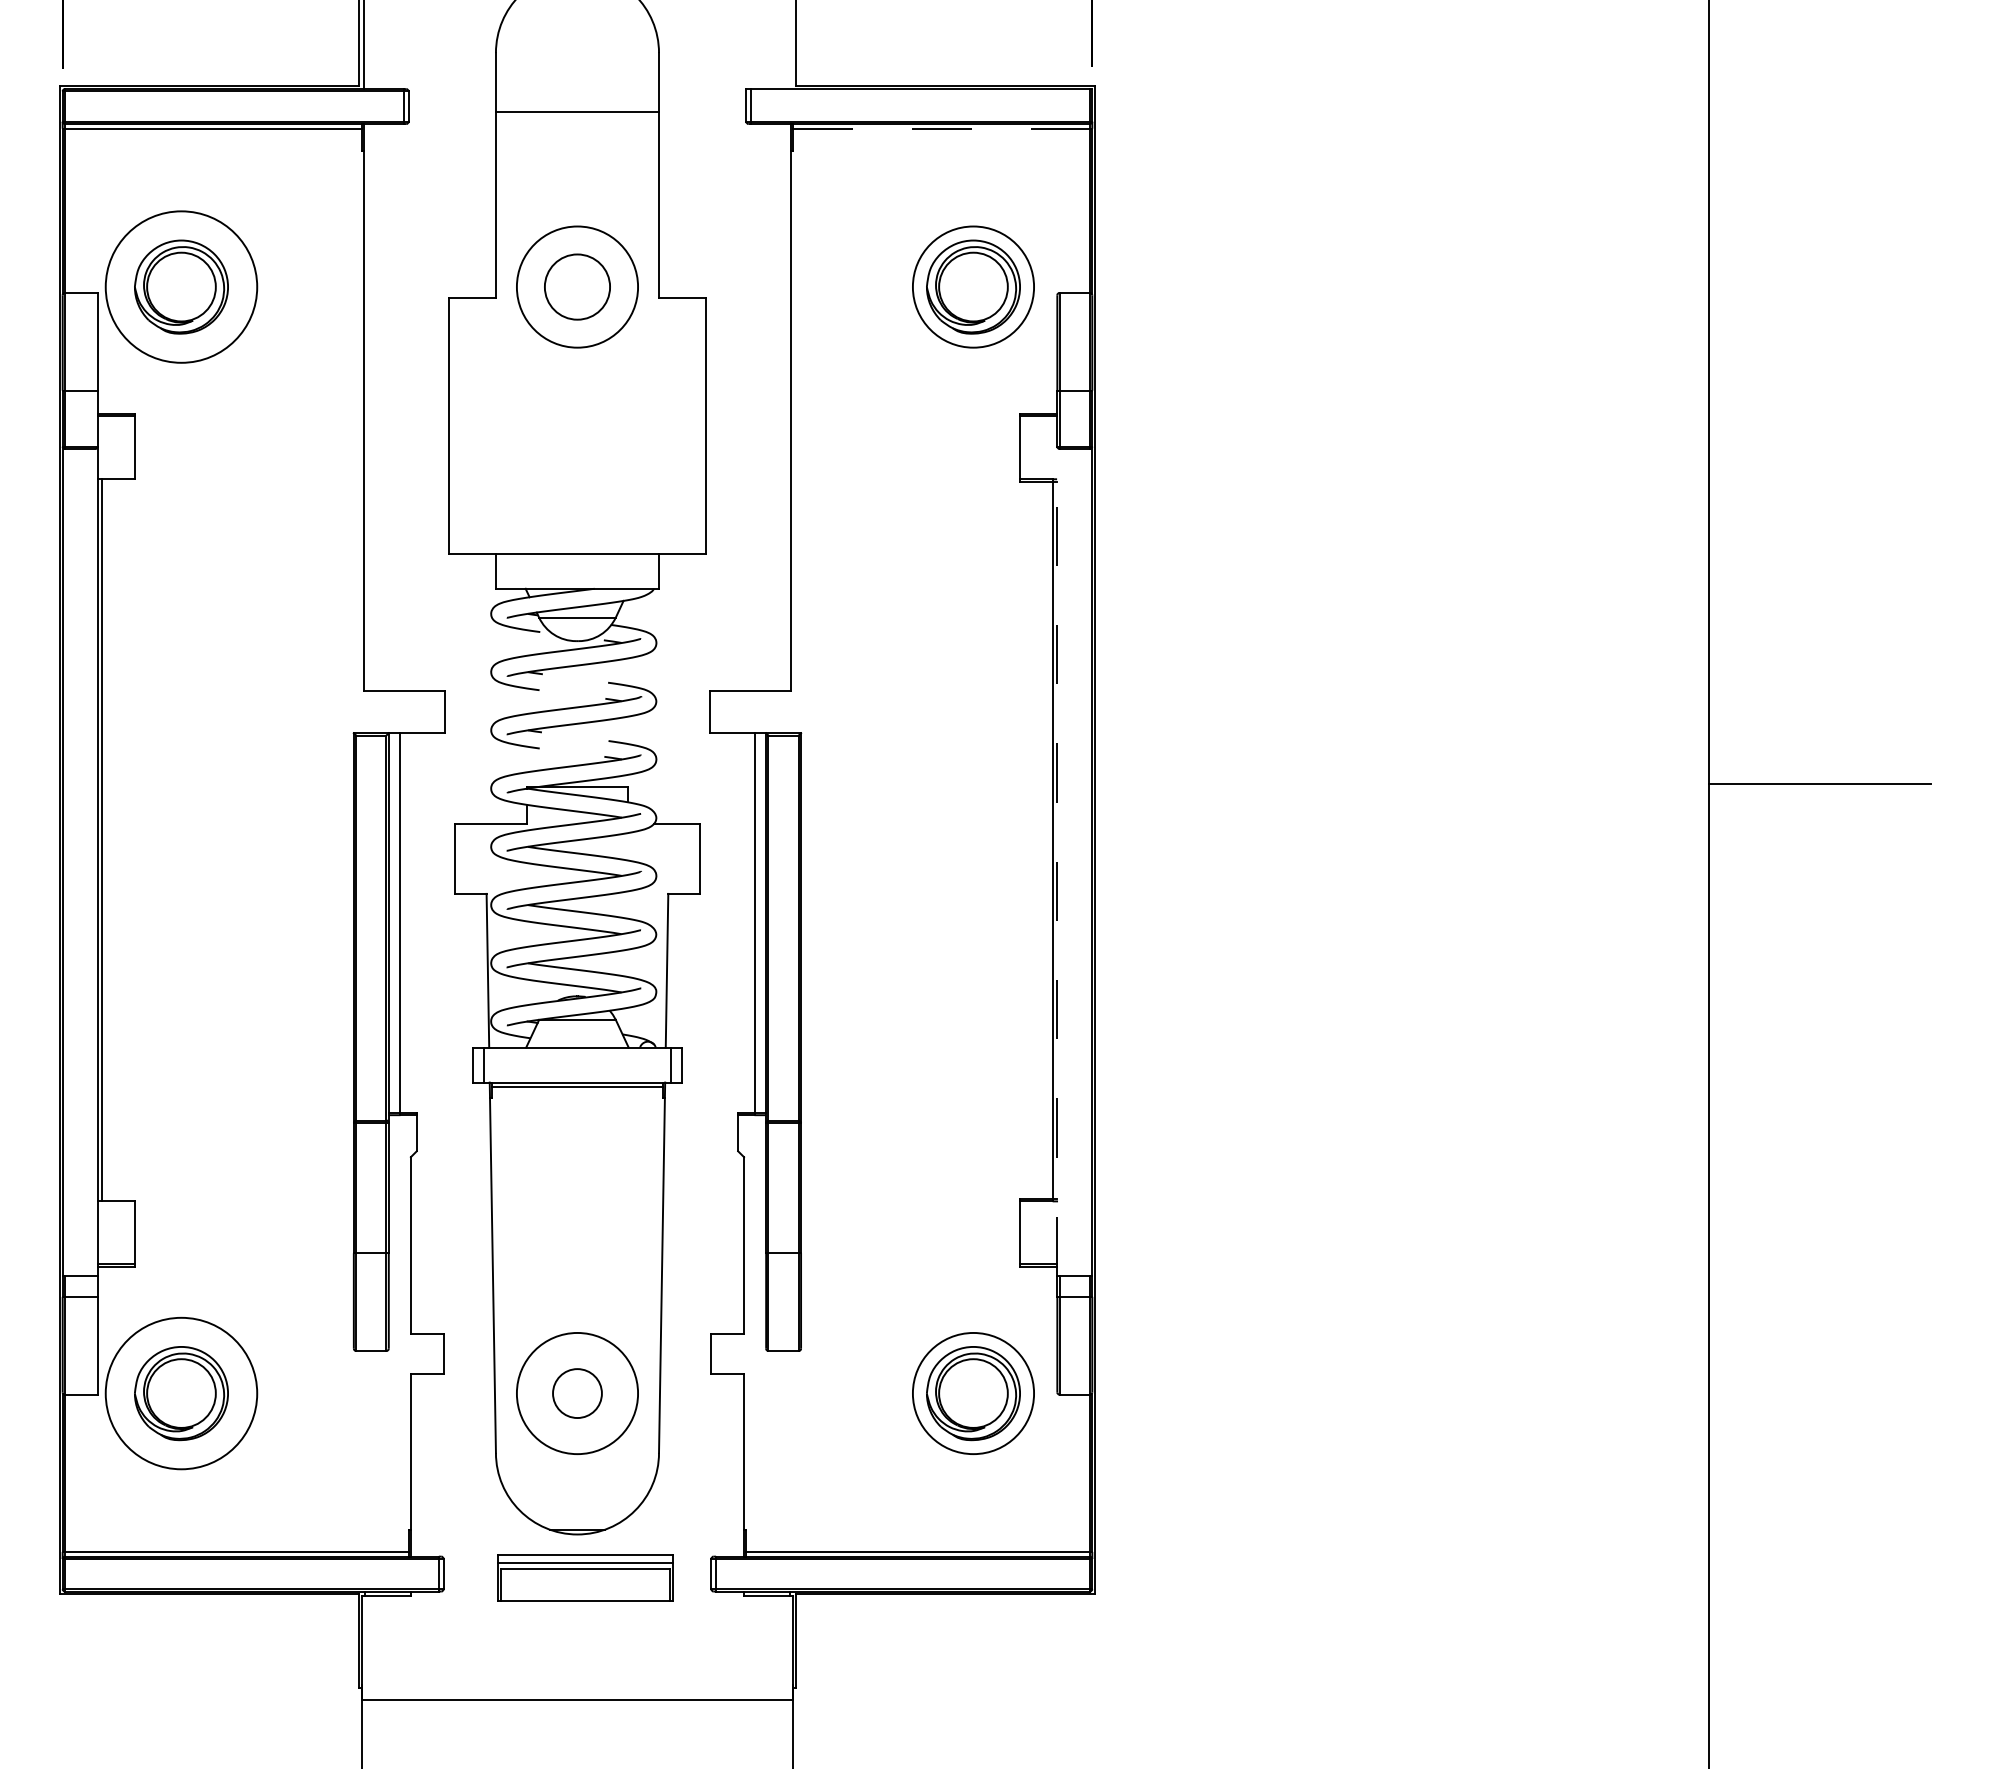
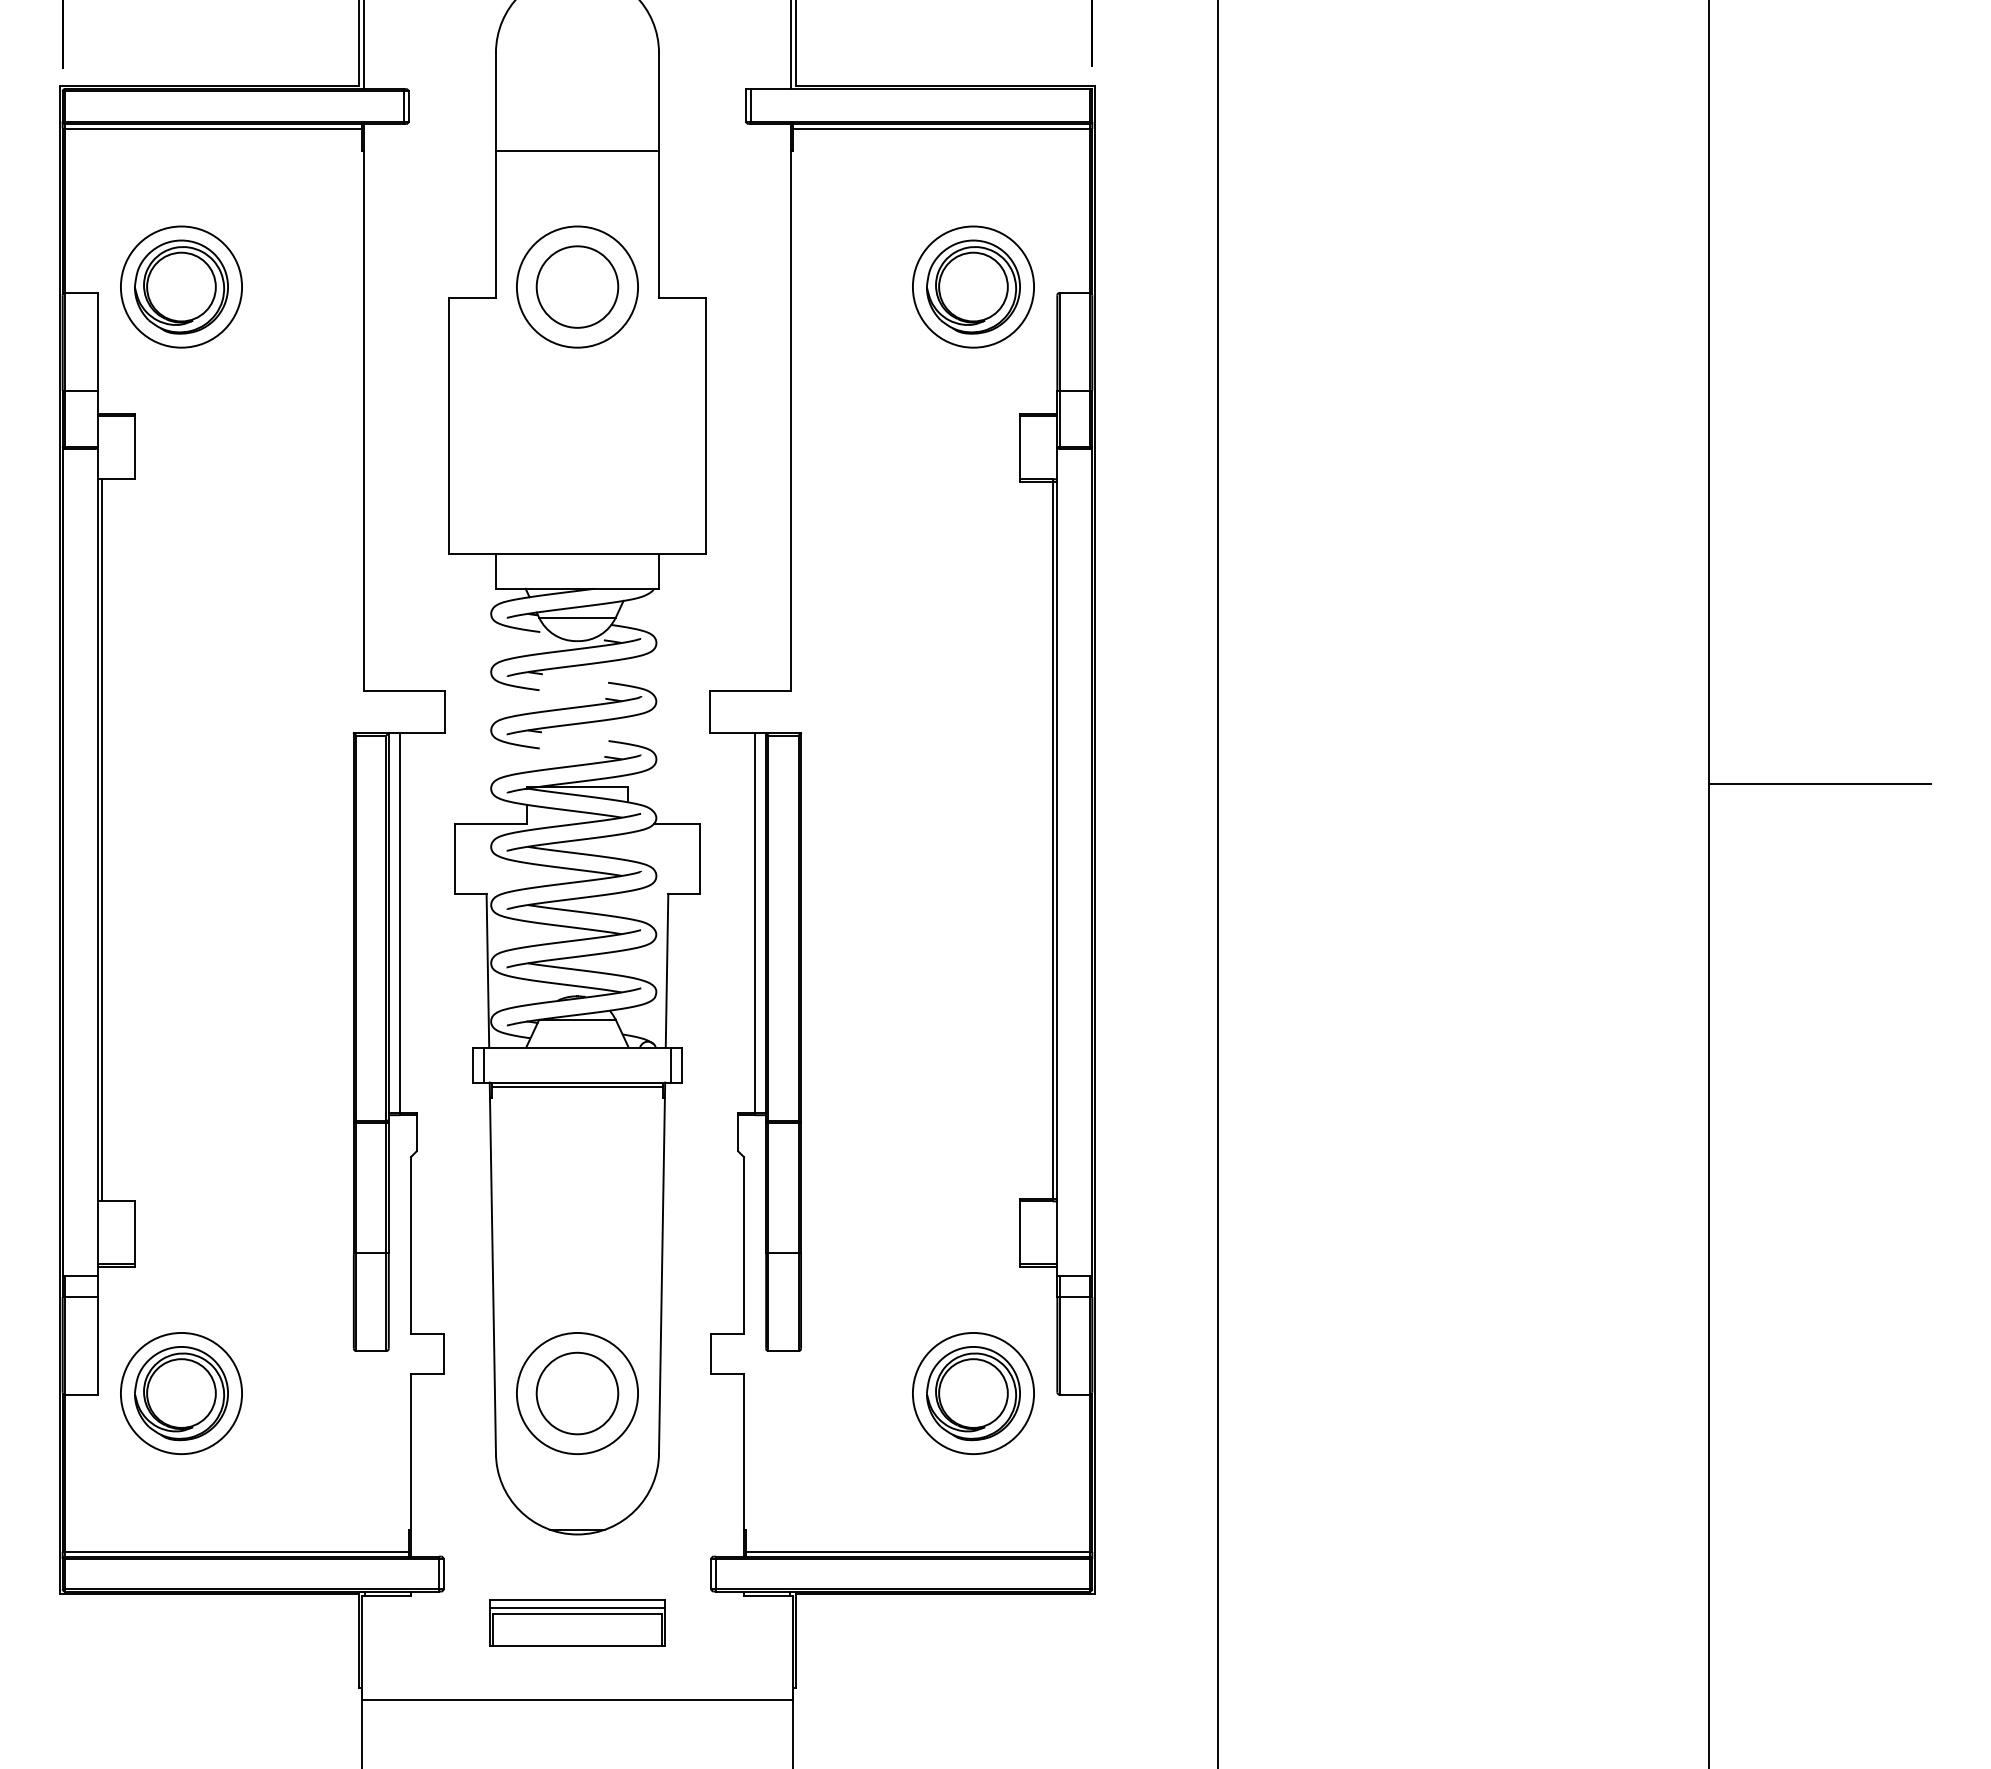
line: none -> present (790, 45)
line position: (577, 111) -> (577, 150) (577, 150)
line: dashed -> solid (941, 128)
circle diameter: 151 px -> 121 px (181, 286)
circle diameter: 65 px -> 82 px (577, 286)
line: dashed -> solid (1057, 861)
line: none -> present (1218, 883)
circle diameter: 151 px -> 121 px (181, 1393)
circle diameter: 49 px -> 82 px (577, 1393)
part position: (585, 1577) -> (577, 1622) (577, 1622)
